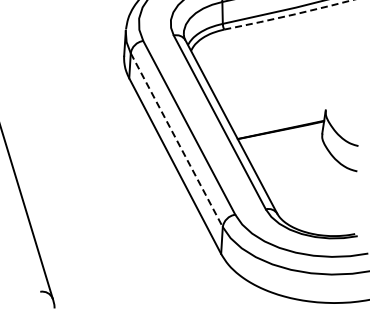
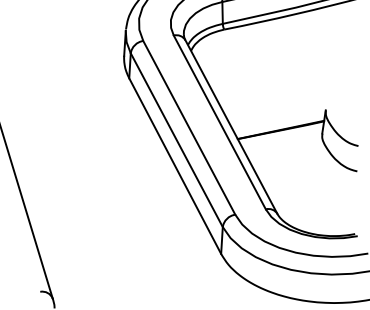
arc: dashed -> solid (288, 15)
line: dashed -> solid (177, 140)
